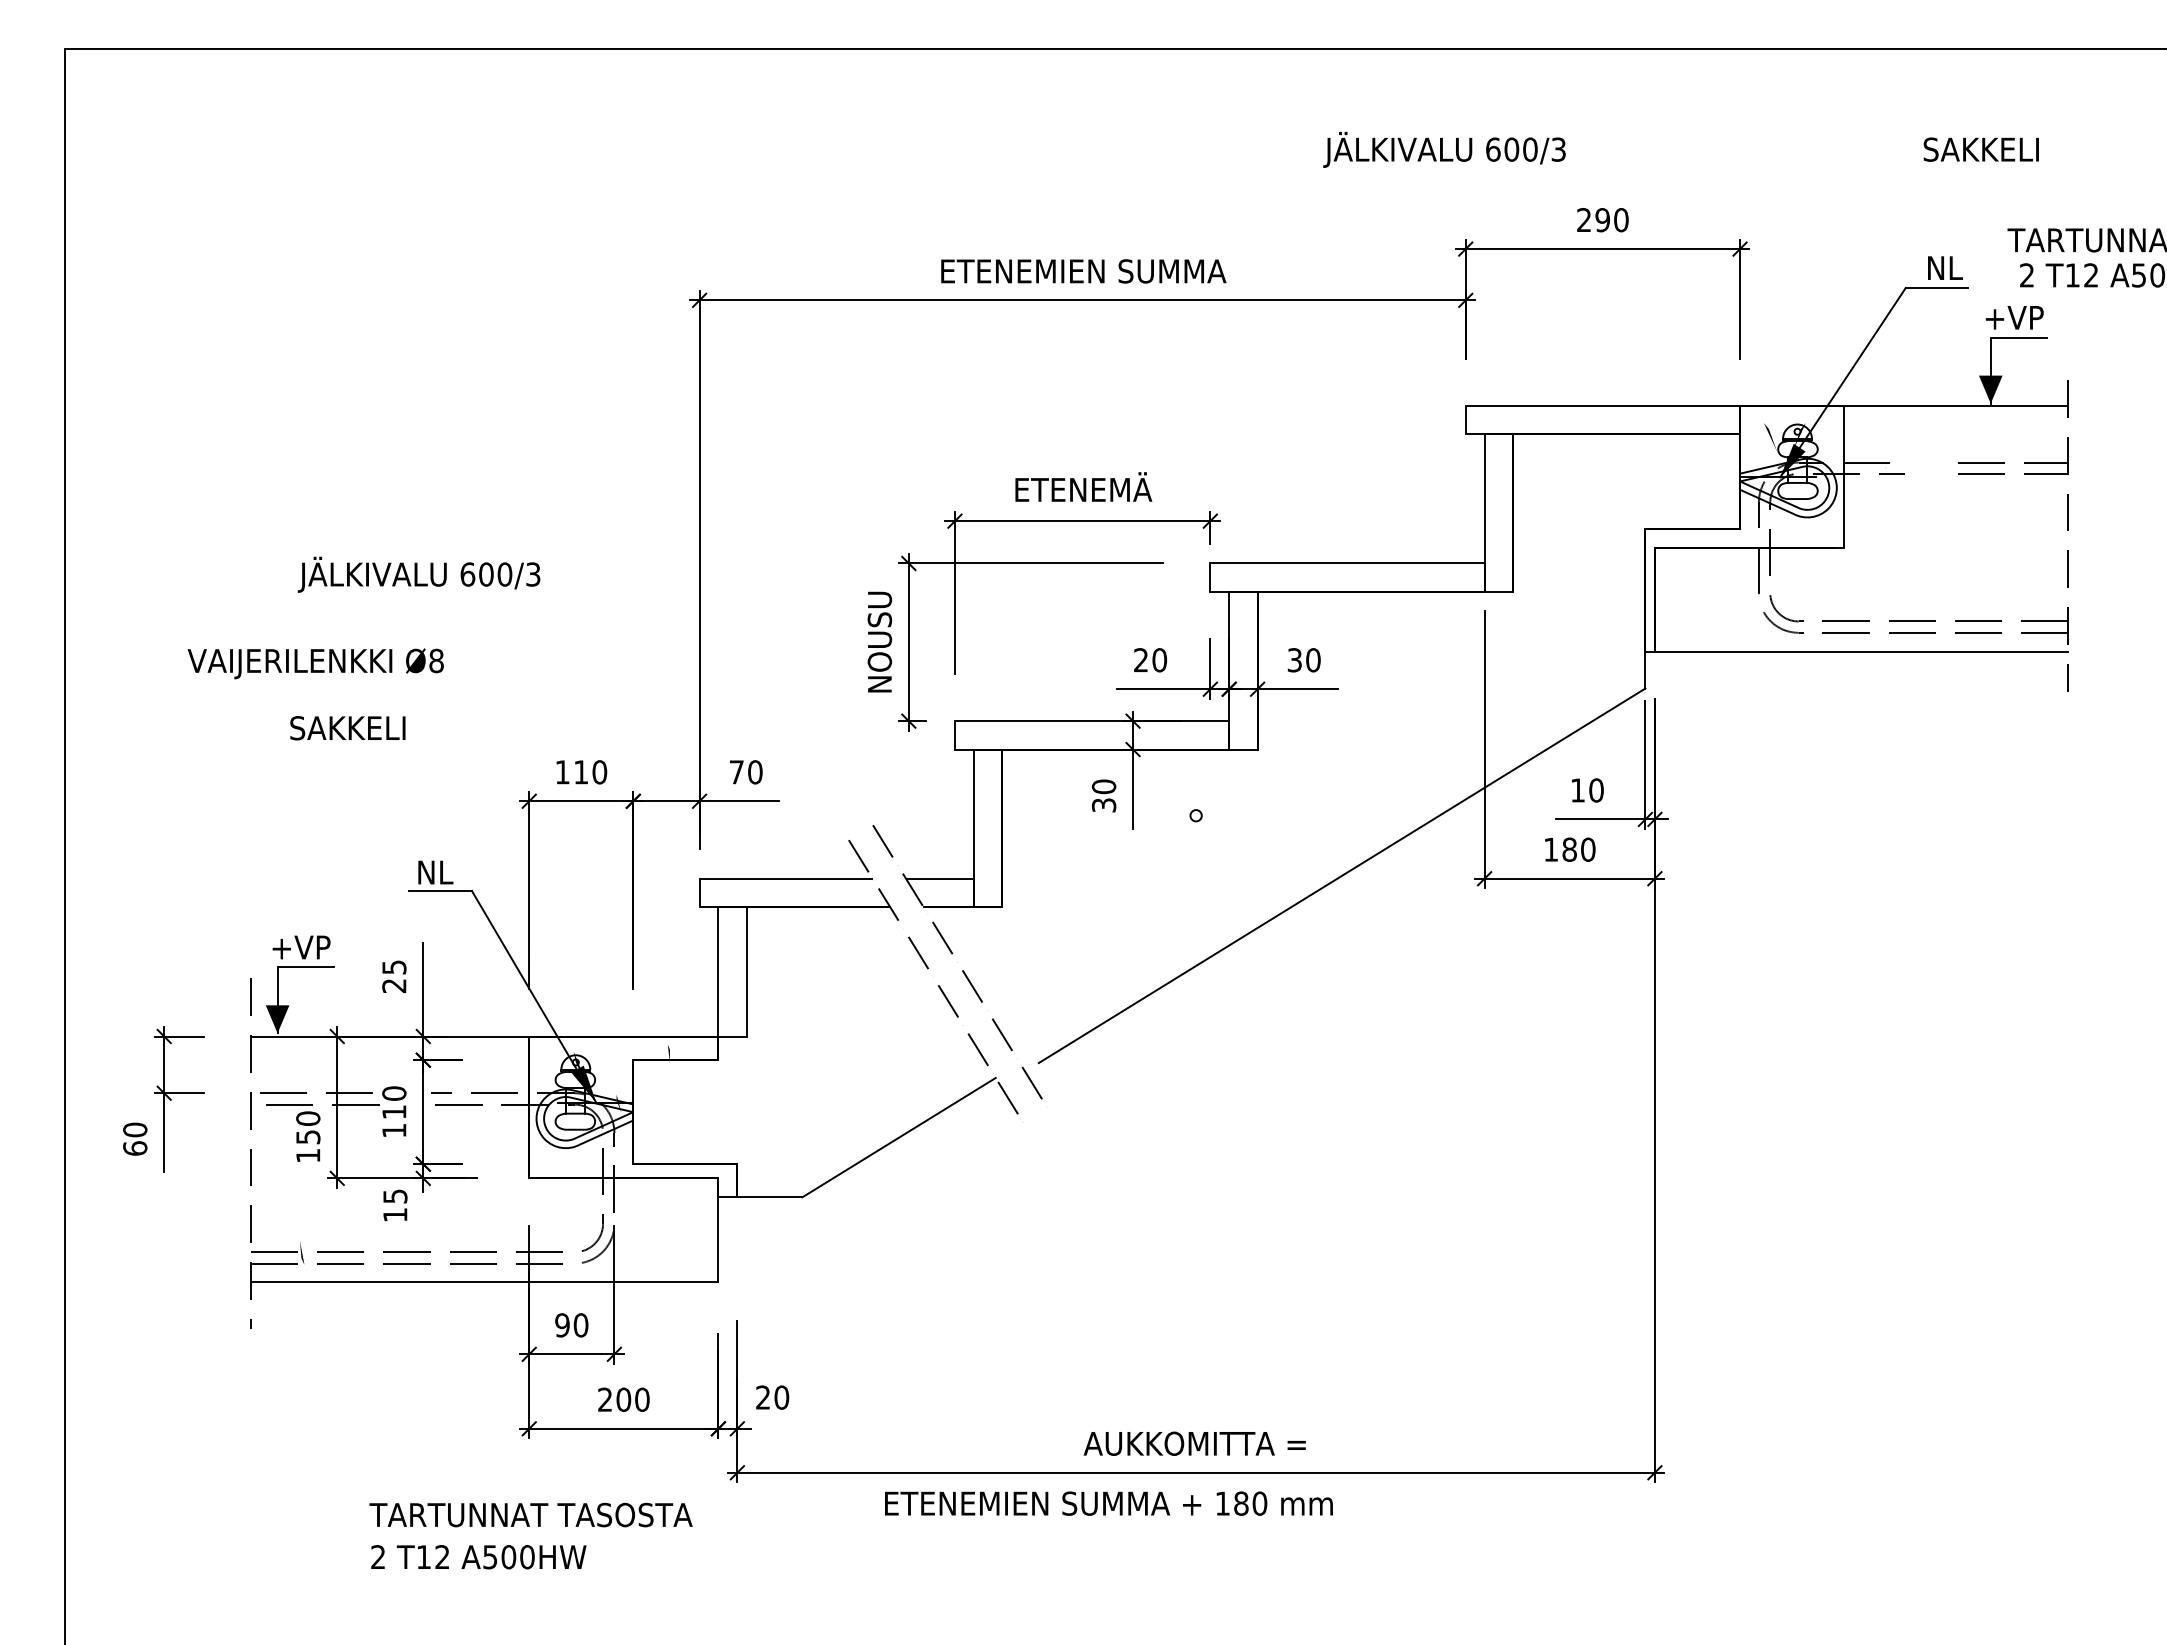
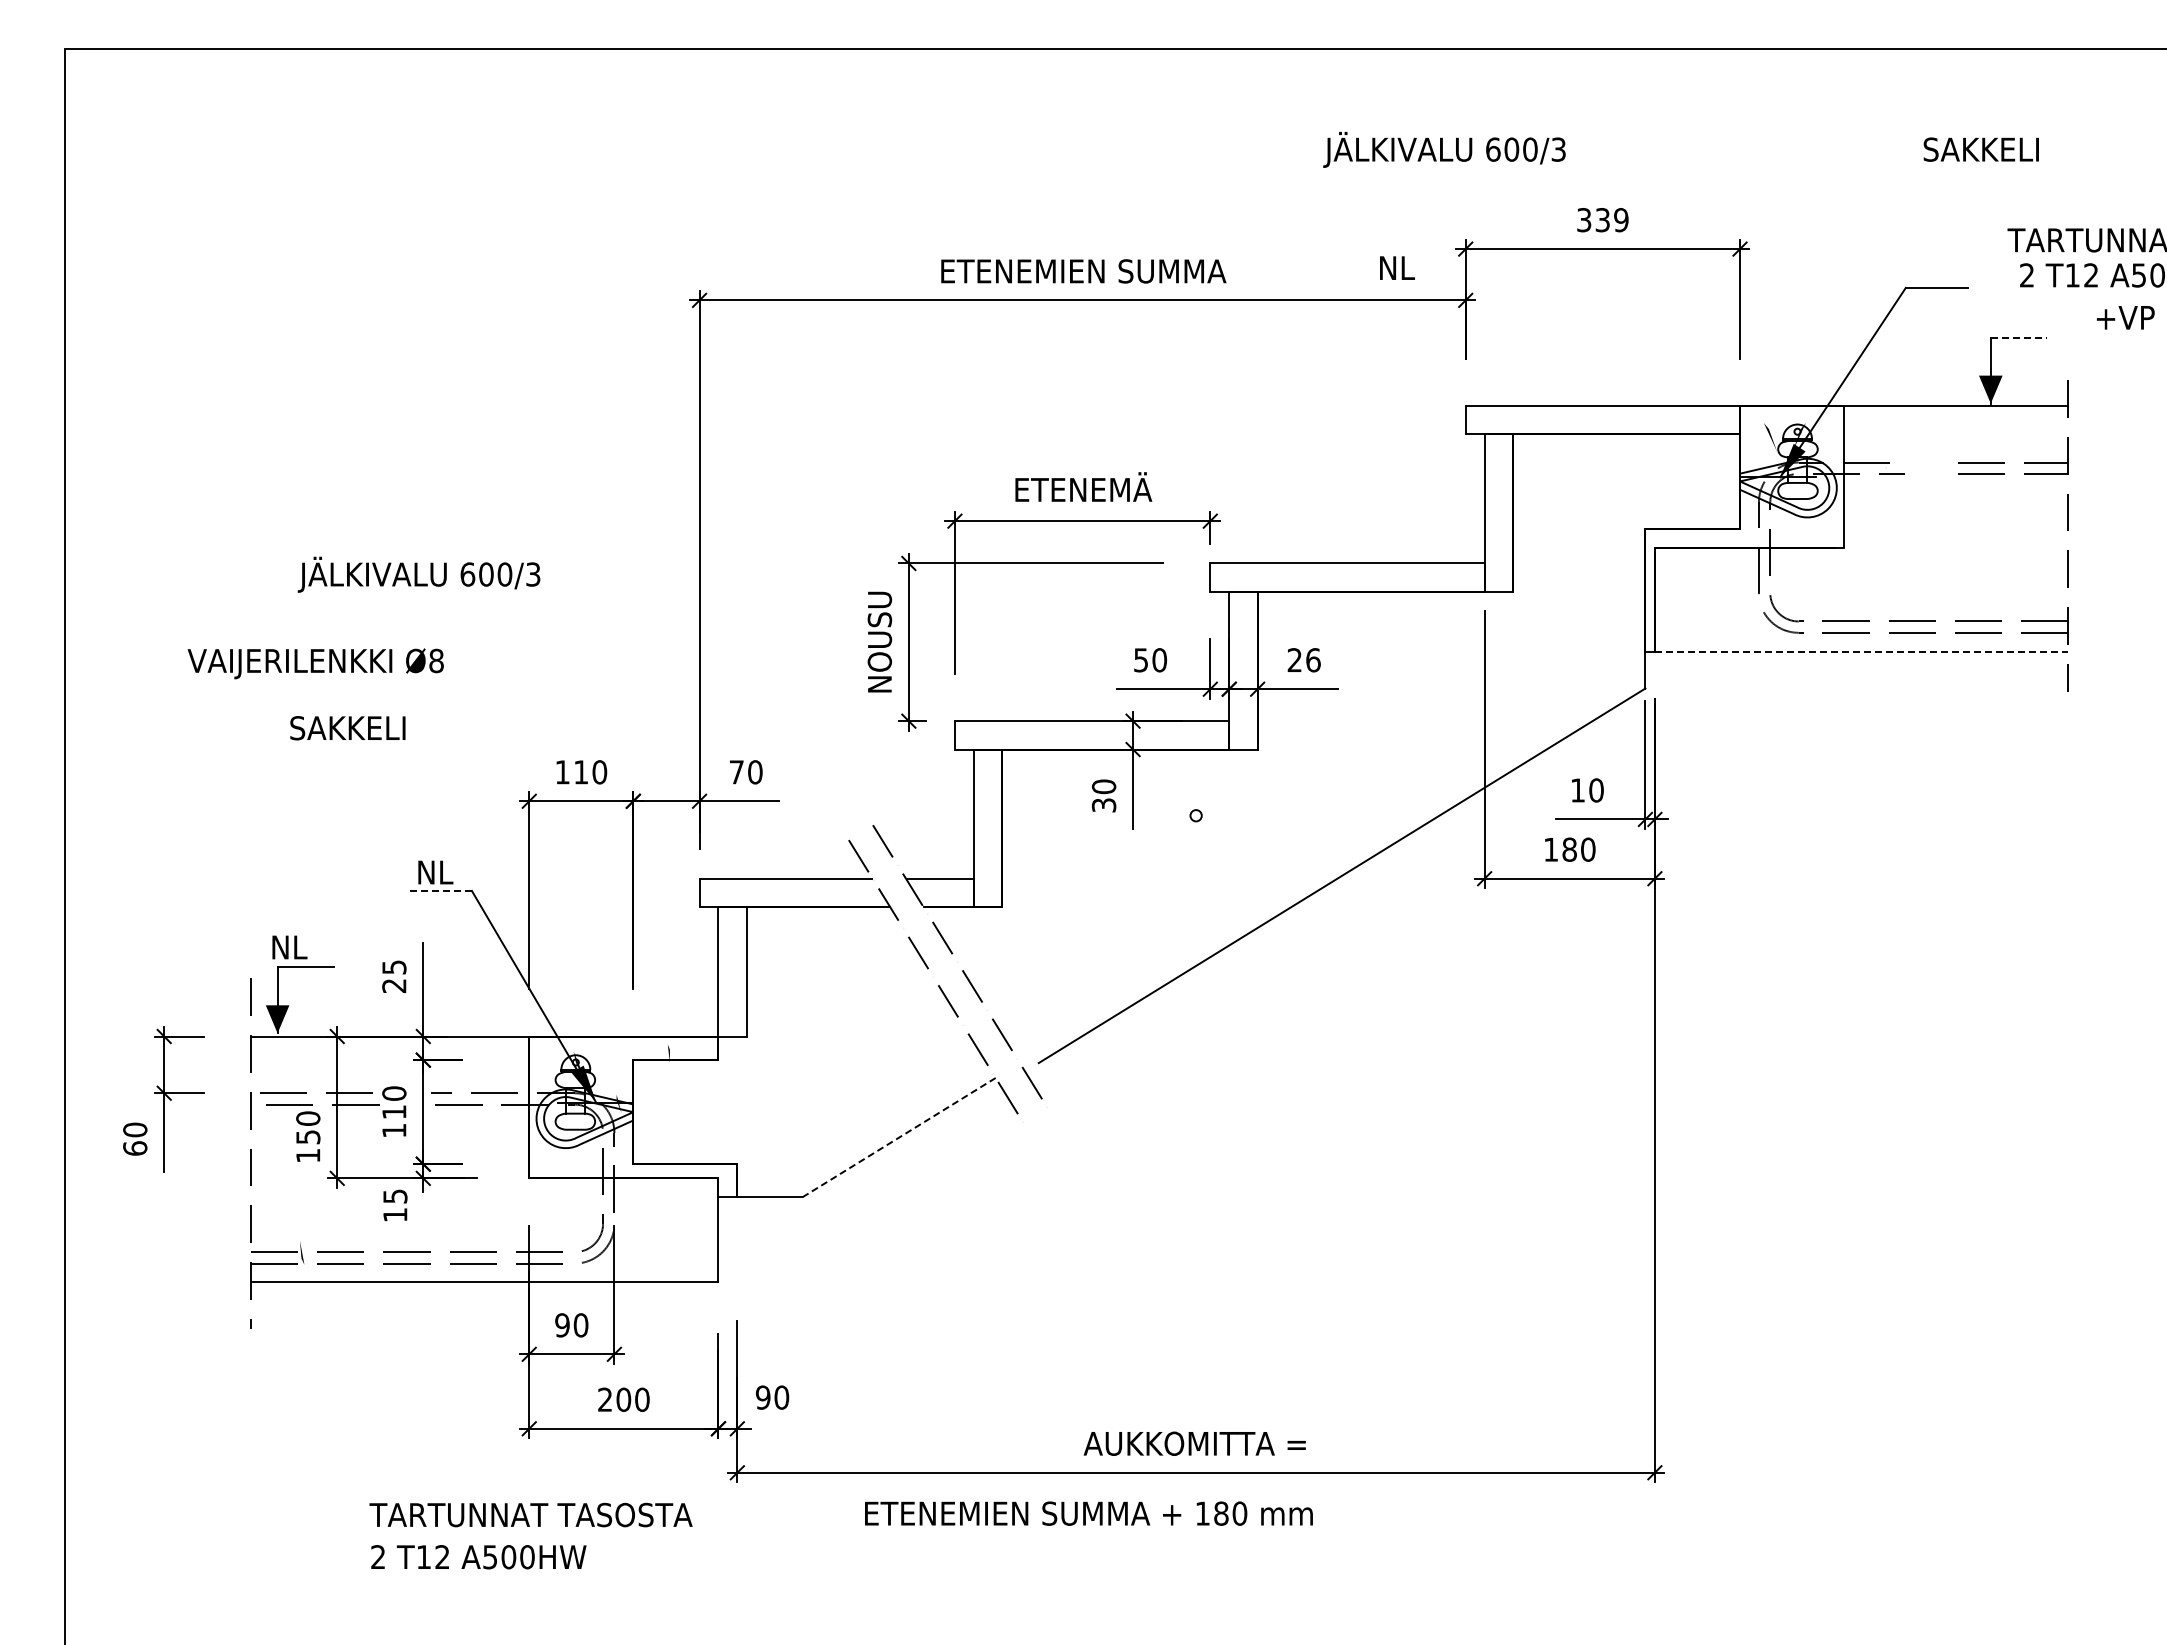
text: 290 -> 339 (1602, 220)
text position: (1945, 267) -> (1397, 267) (1397, 267)
text position: (2014, 317) -> (2125, 317) (2125, 317)
line: solid -> dashed (2019, 337)
line: solid -> dashed (1861, 651)
text: 20 -> 50 (1140, 660)
text: 30 -> 26 (1303, 660)
line: solid -> dashed (440, 890)
text: +VP -> NL (301, 947)
line: solid -> dashed (899, 1137)
text: 20 -> 90 (762, 1397)
text position: (1108, 1503) -> (1088, 1513) (1088, 1513)
